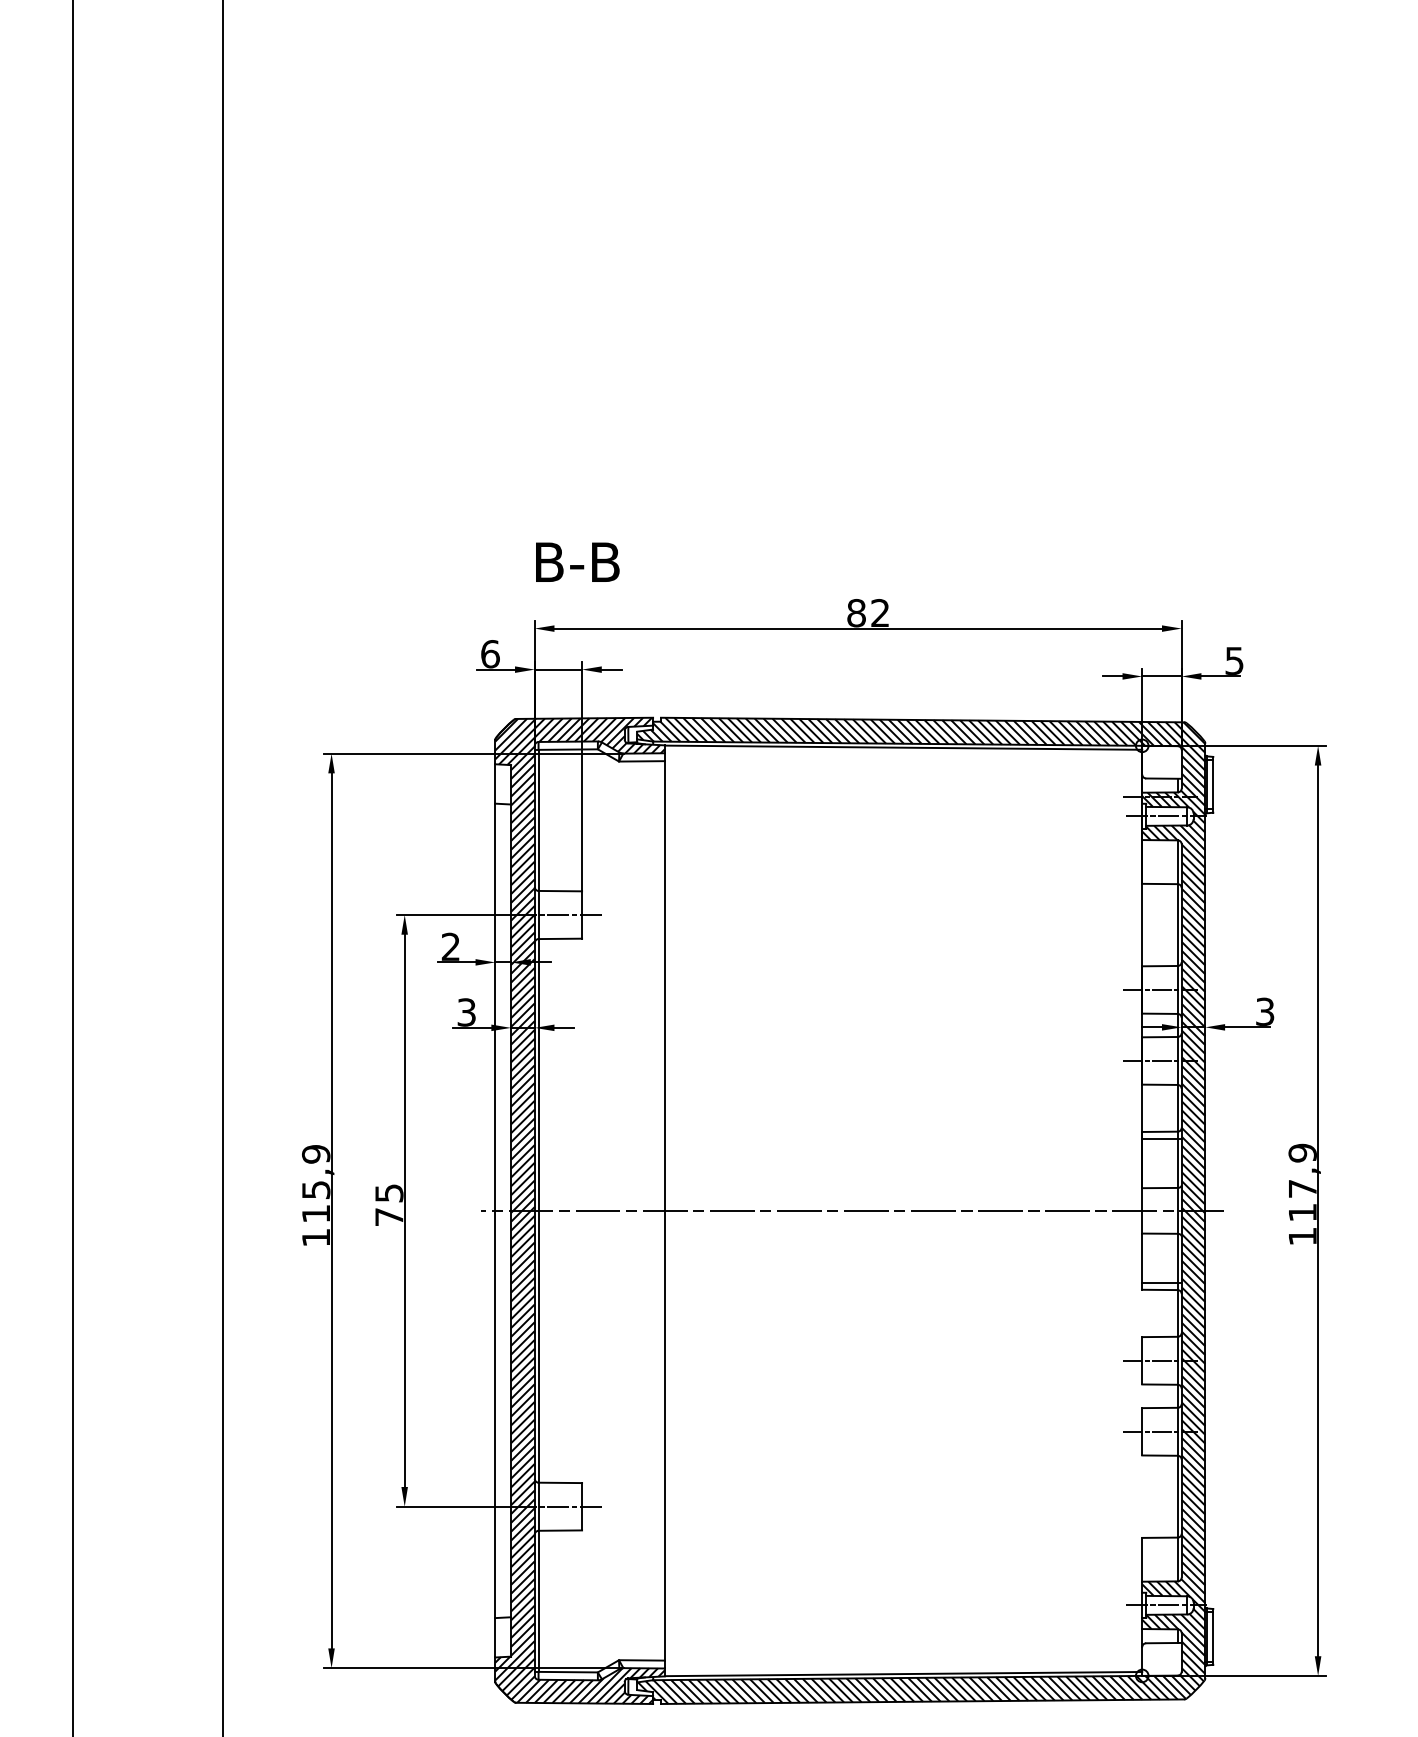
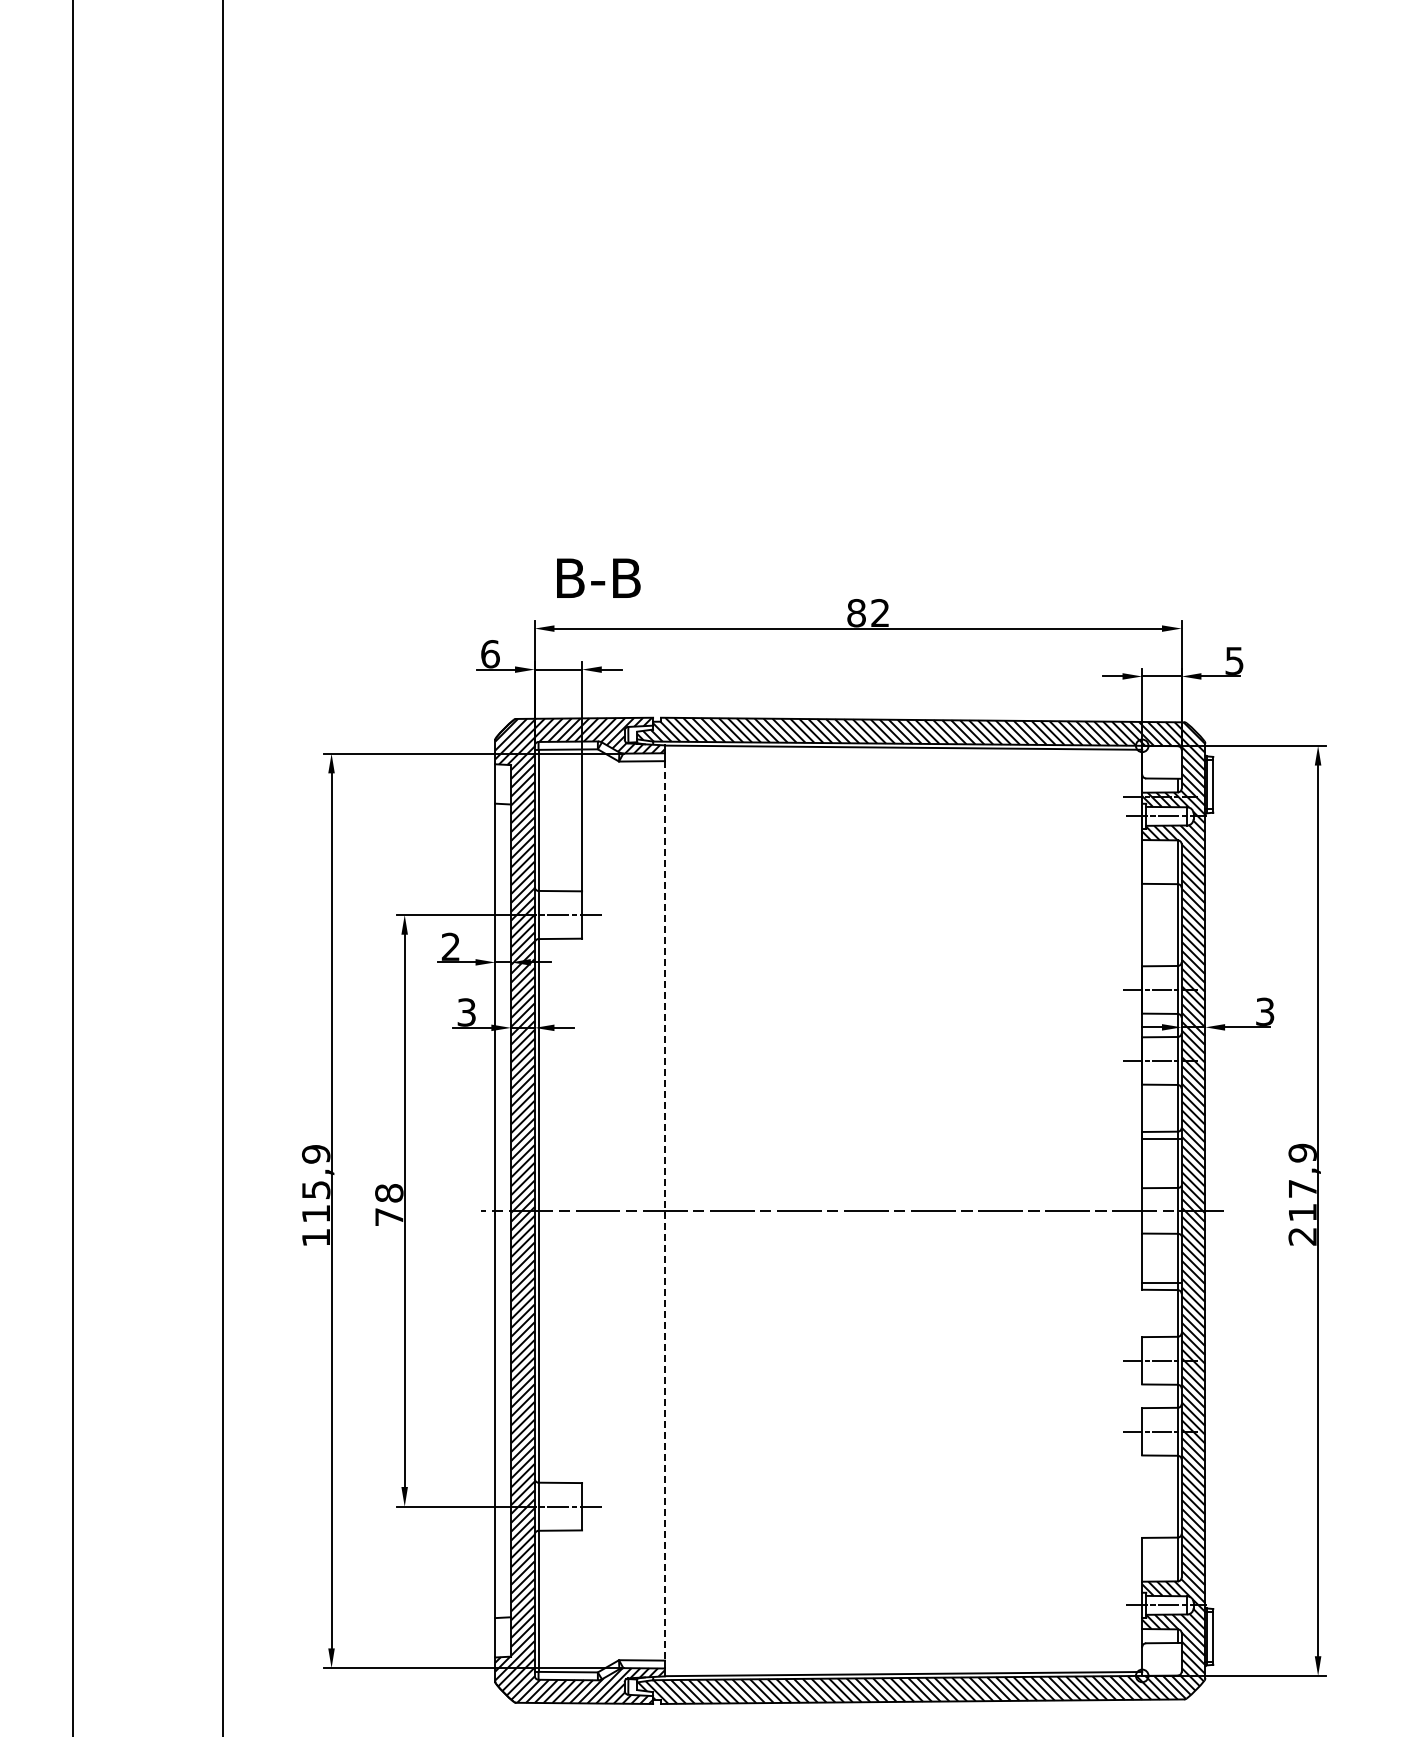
text position: (577, 561) -> (598, 577) (598, 577)
text: 75 -> 78 (389, 1193)
line: solid -> dashed (664, 1210)
text: 117,9 -> 217,9 (1302, 1236)
